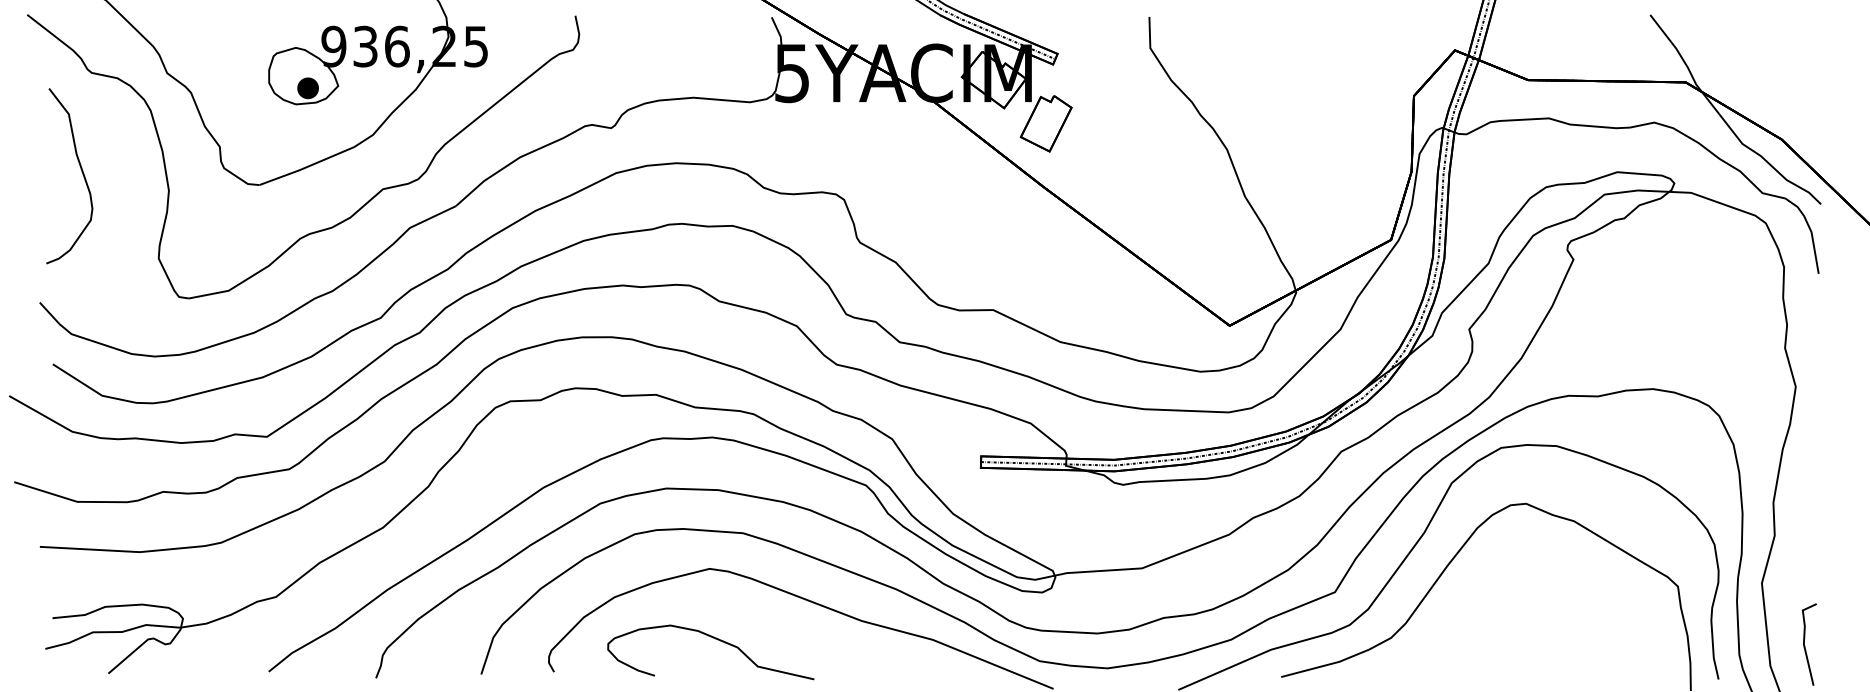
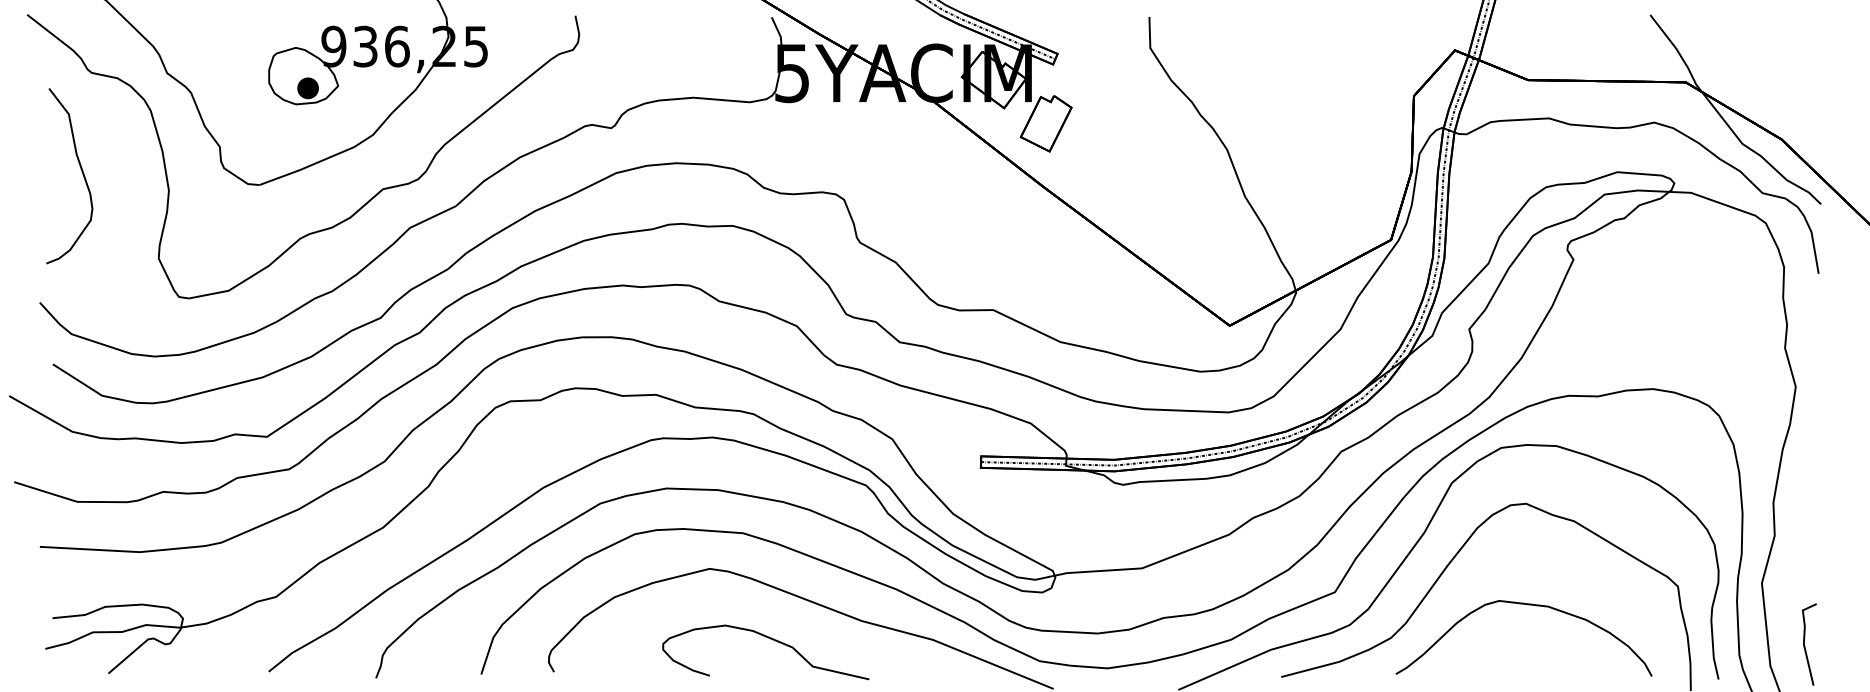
part: none -> present (1527, 605)
curve position: (717, 640) -> (772, 640) (772, 640)
